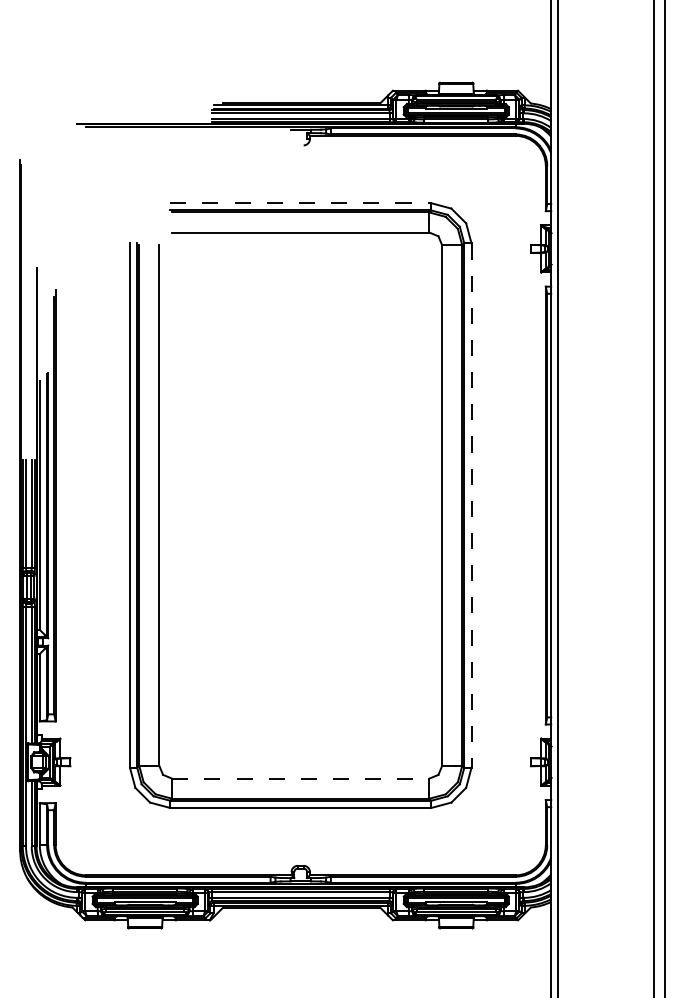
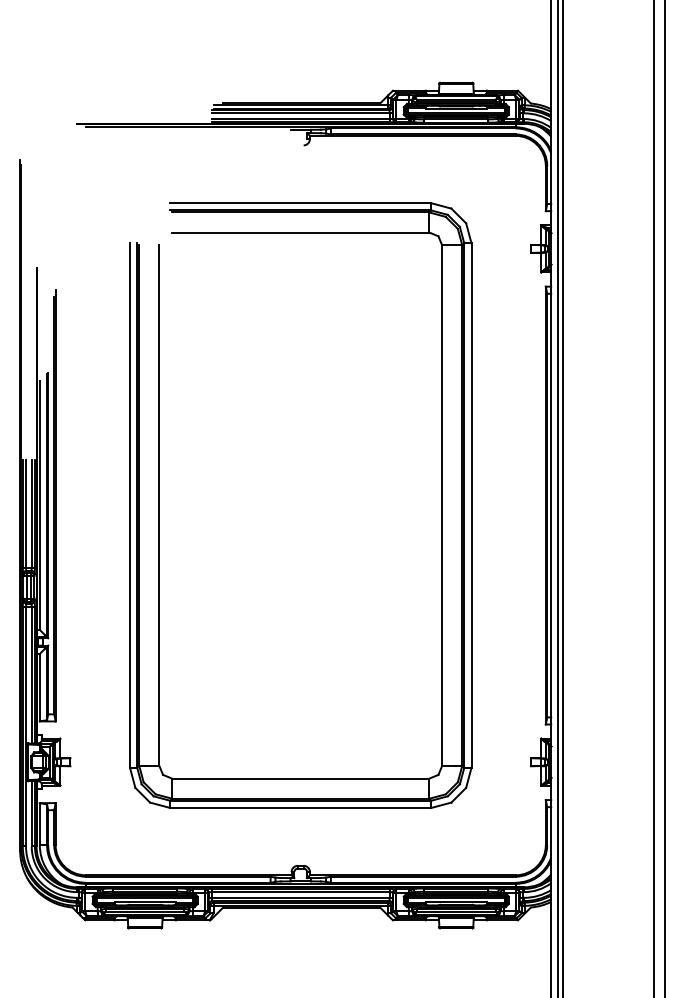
line: dashed -> solid (300, 203)
line: none -> present (562, 498)
line: dashed -> solid (471, 506)
line: dashed -> solid (300, 778)
